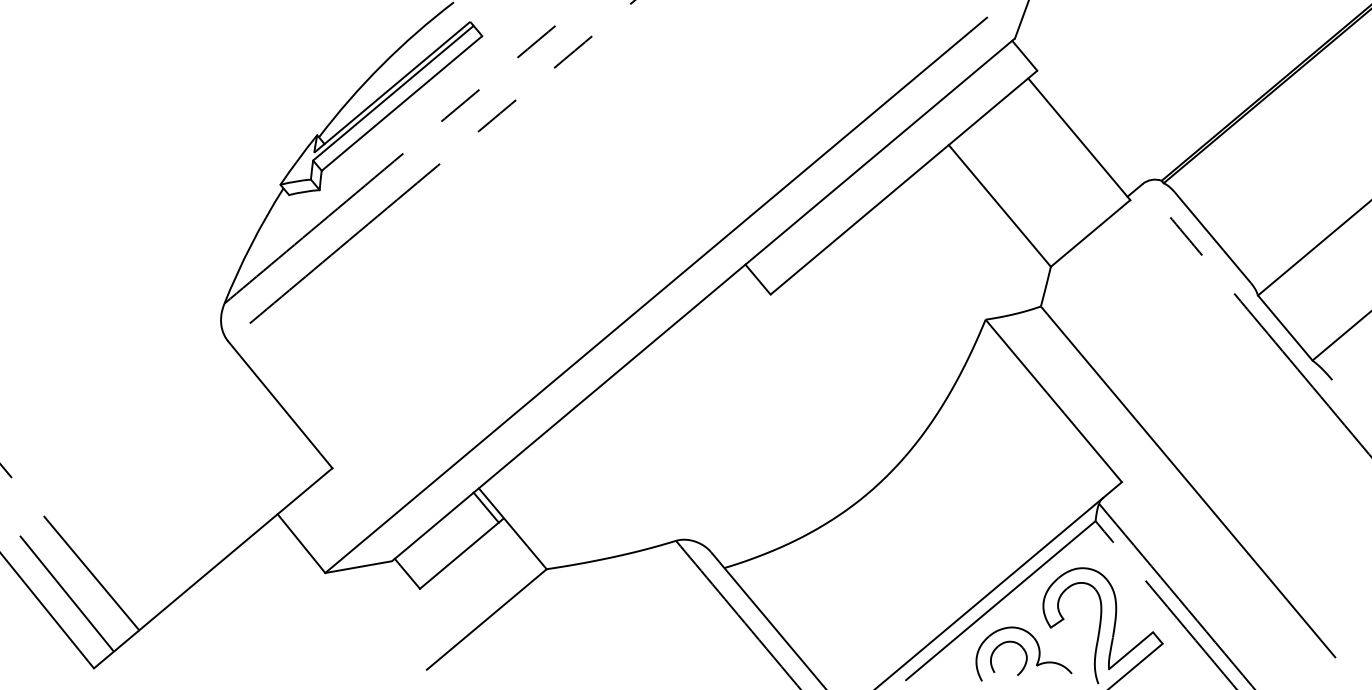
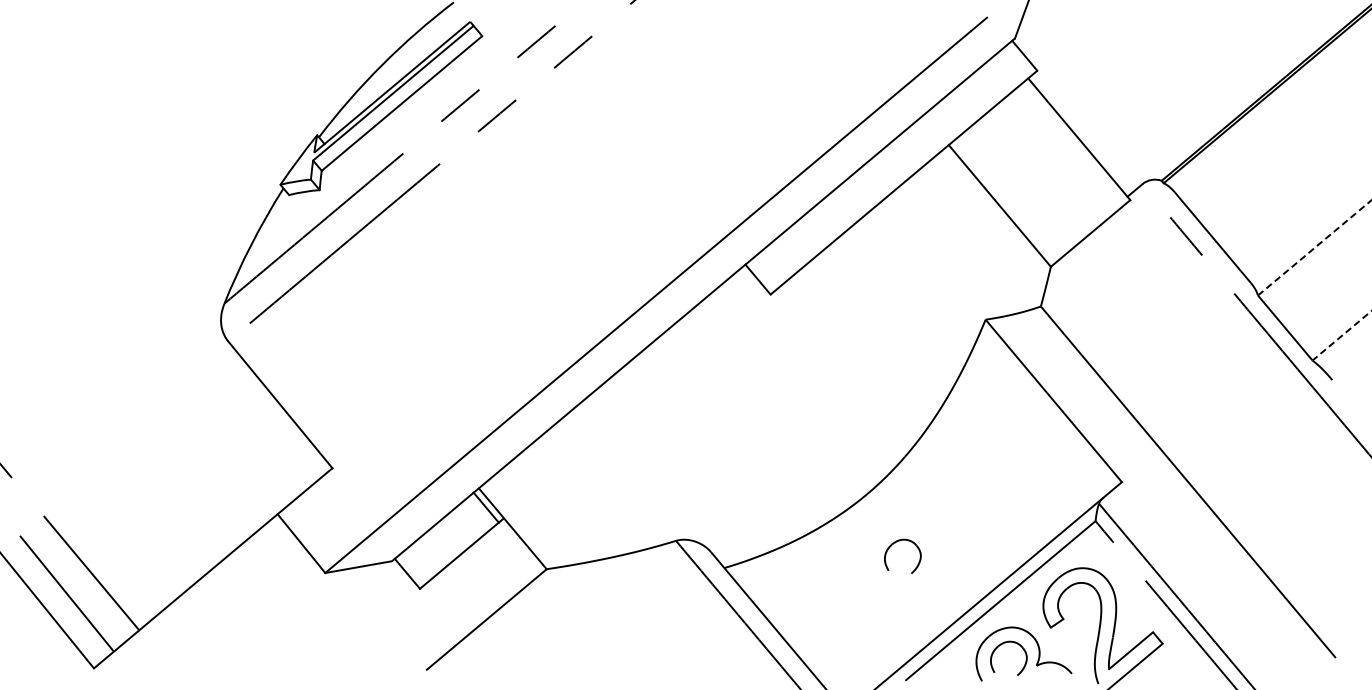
line: solid -> dashed (1315, 247)
line: solid -> dashed (1341, 336)
part: none -> present (895, 543)
